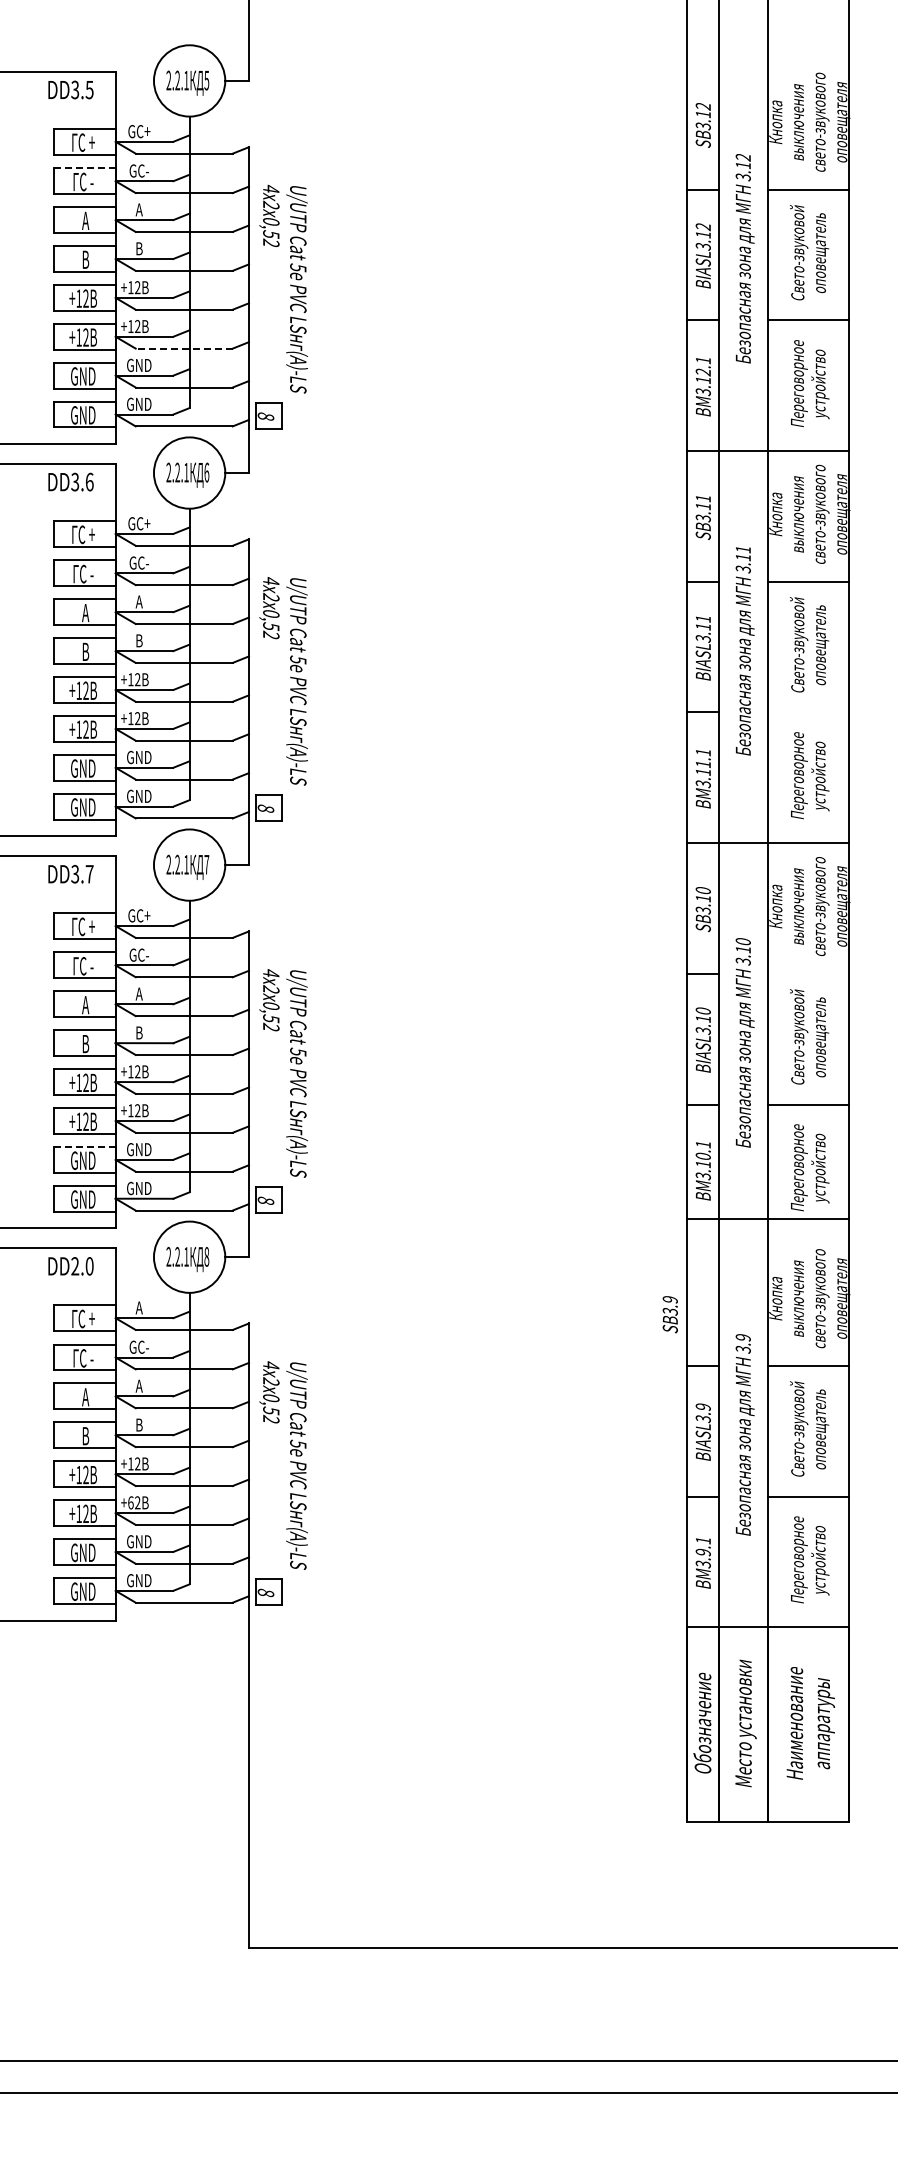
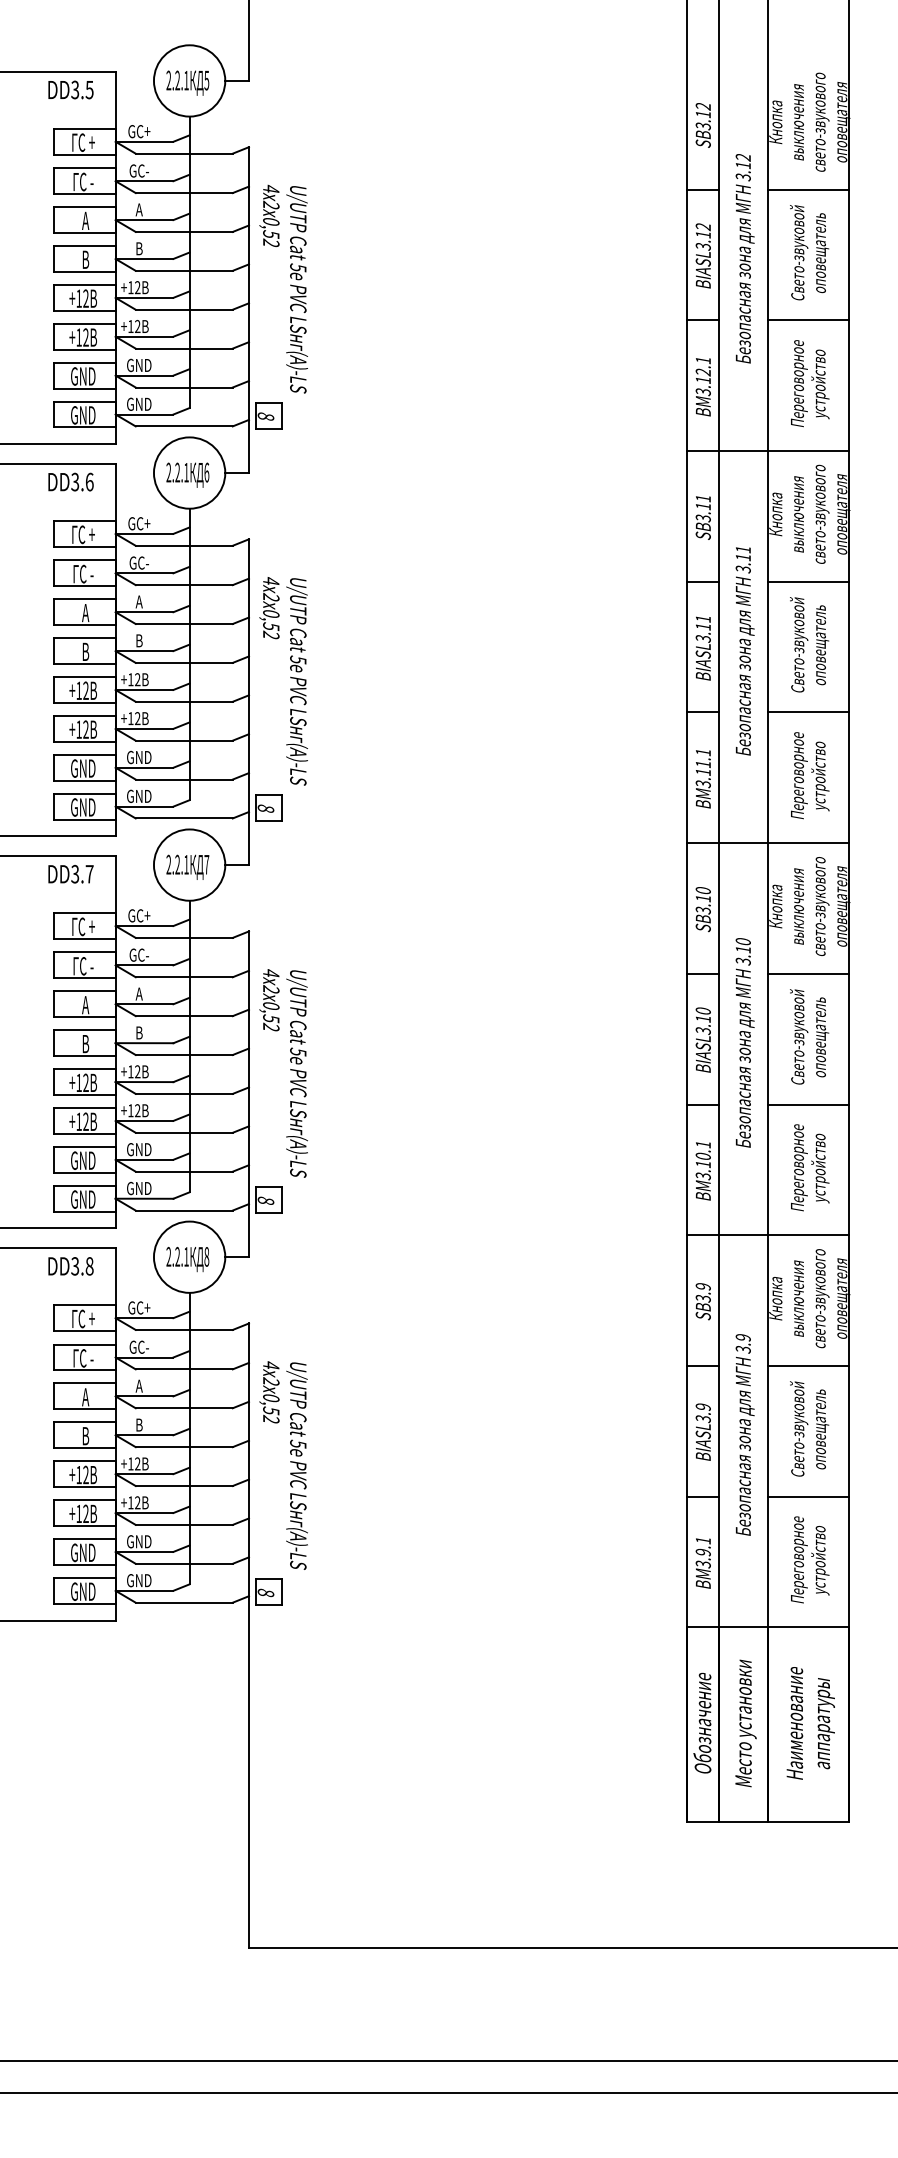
line: dashed -> solid (84, 168)
line: dashed -> solid (184, 348)
line: none -> present (807, 712)
line: none -> present (807, 973)
line: dashed -> solid (84, 1146)
line position: (767, 1219) -> (767, 1235) (767, 1235)
text: DD2.0 -> DD3.8 (82, 1266)
text: A -> GС+ (139, 1307)
text position: (669, 1314) -> (702, 1301) (702, 1301)
text: +62B -> +12B (130, 1502)
